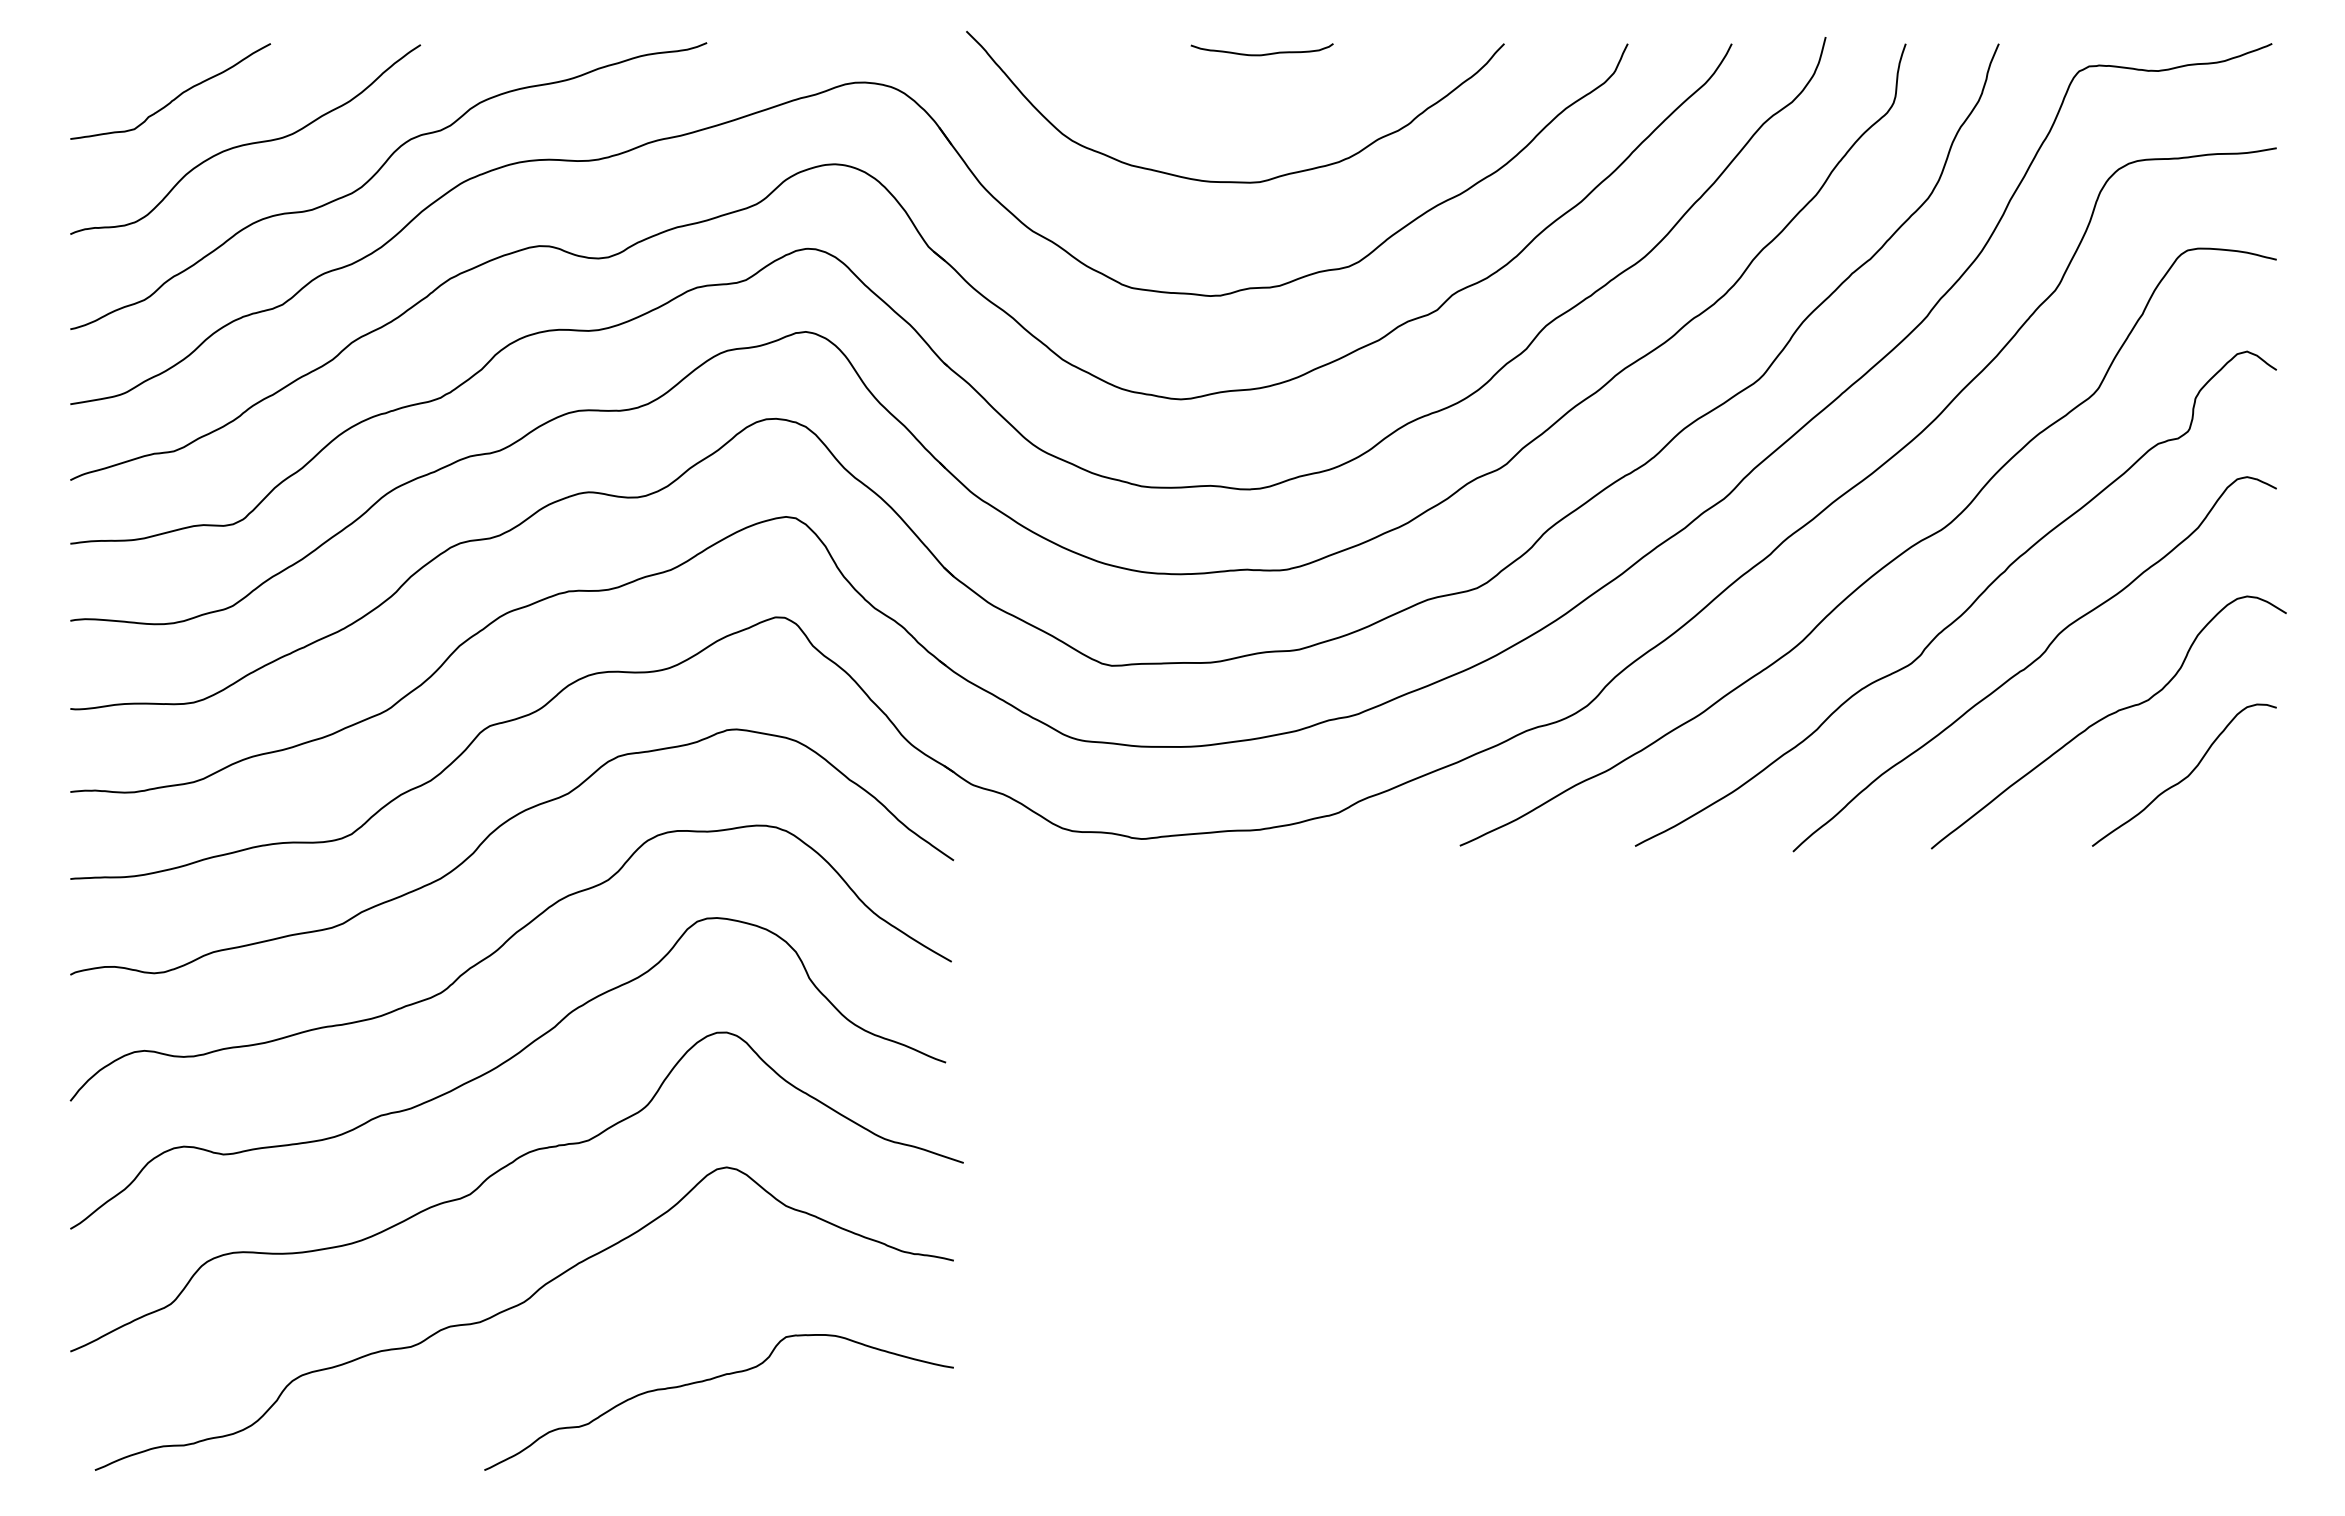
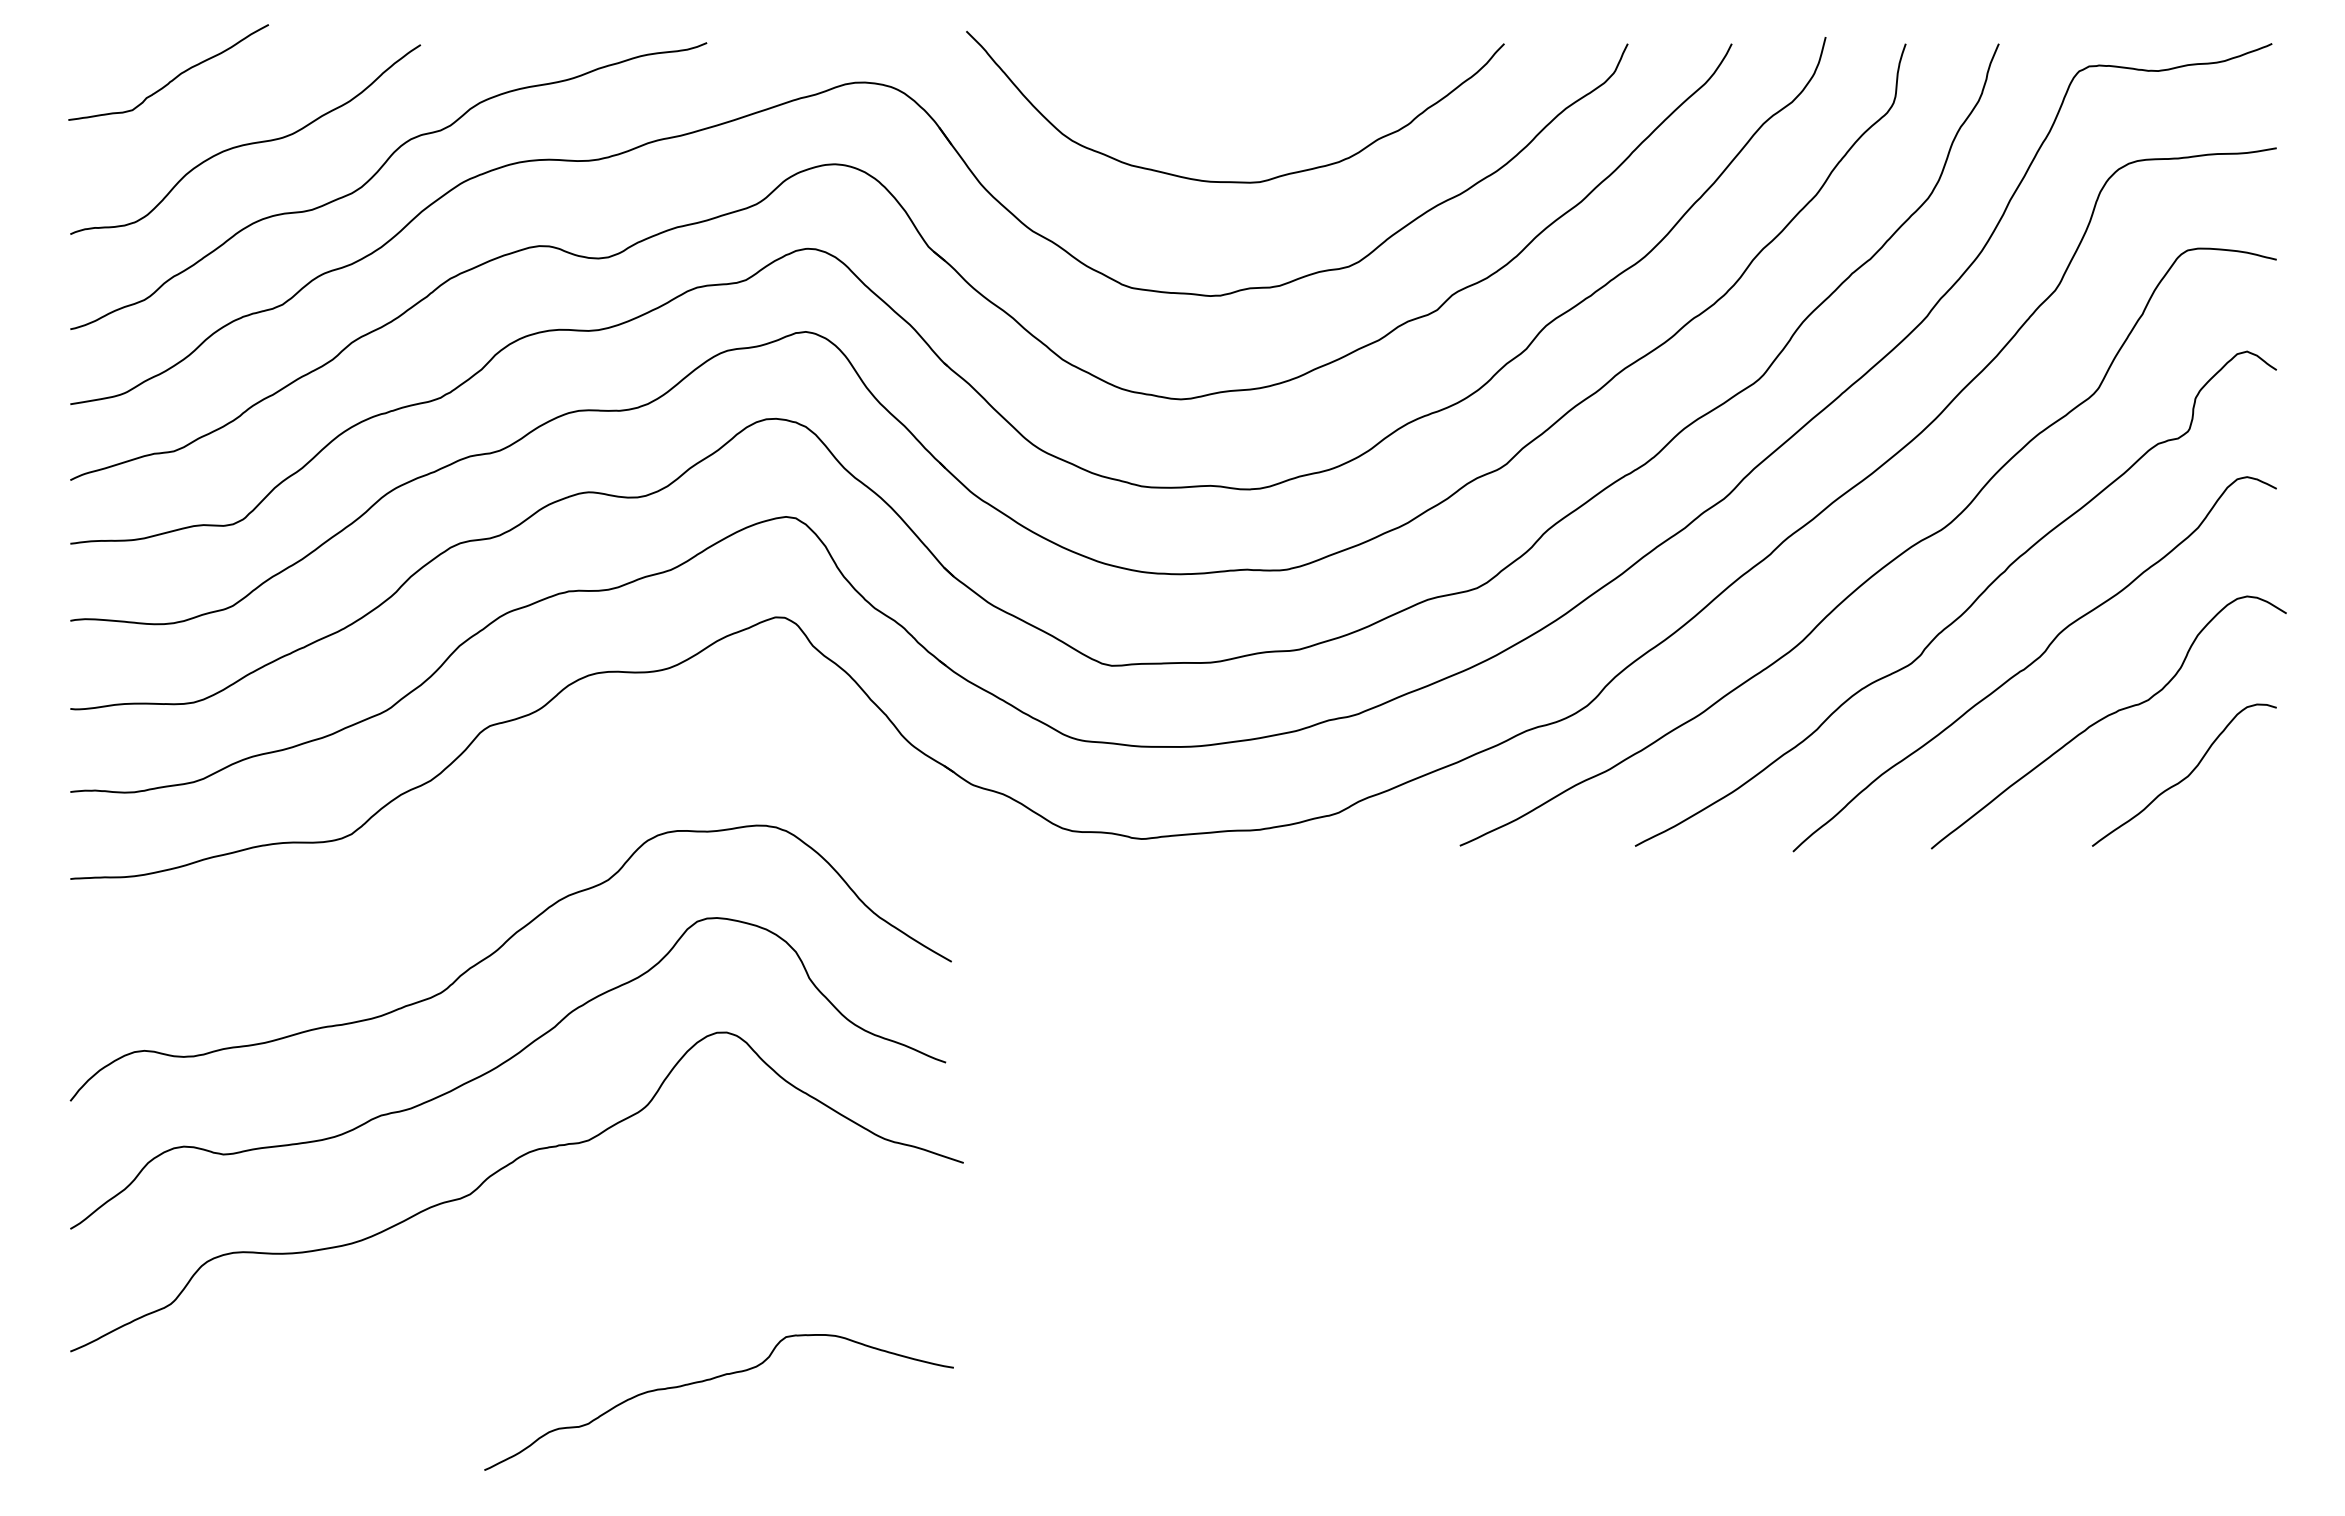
curve: present -> none (1261, 54)
curve position: (176, 96) -> (174, 77) (174, 77)
curve: present -> none (495, 831)
curve: present -> none (517, 1306)
